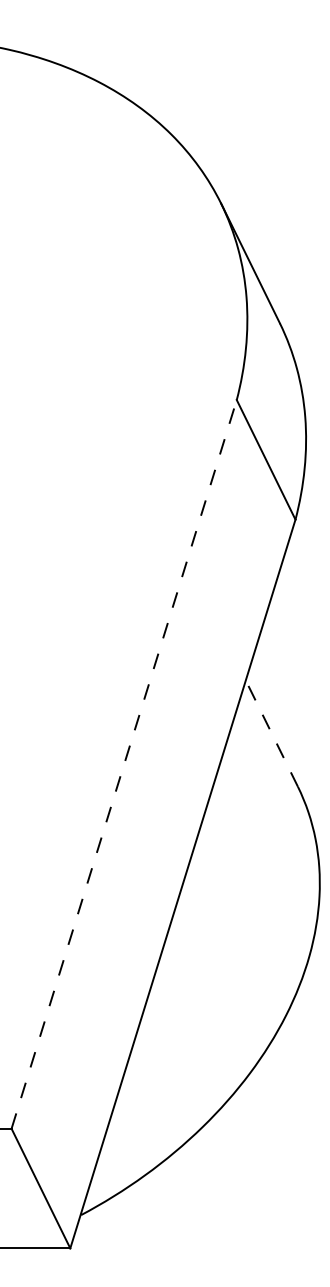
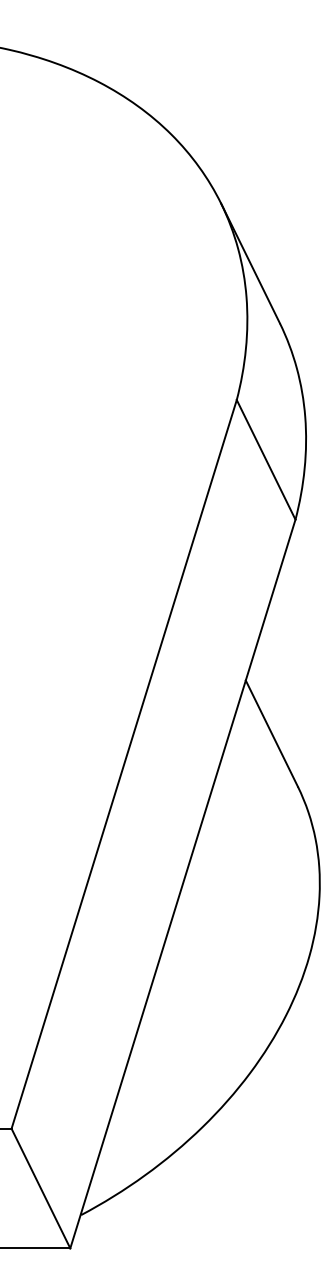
line: dashed -> solid (271, 733)
line: dashed -> solid (124, 763)
